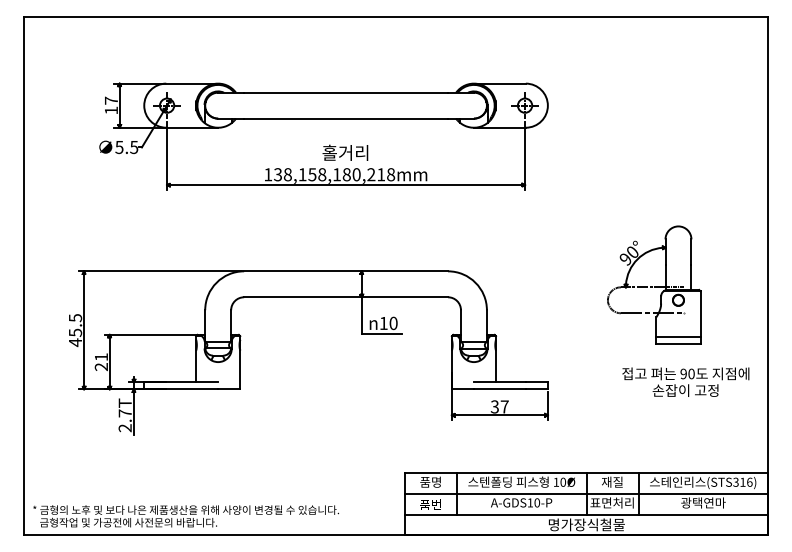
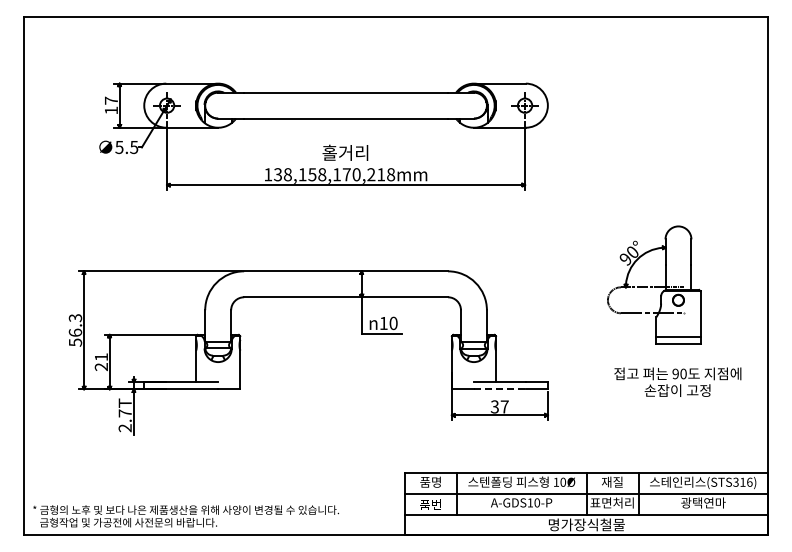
text: 138,158,180,218mm -> 138,158,170,218mm (346, 174)
text: 45.5 -> 56.3 (75, 330)
text position: (685, 381) -> (677, 381) (677, 381)
line: solid -> dashed (499, 389)
